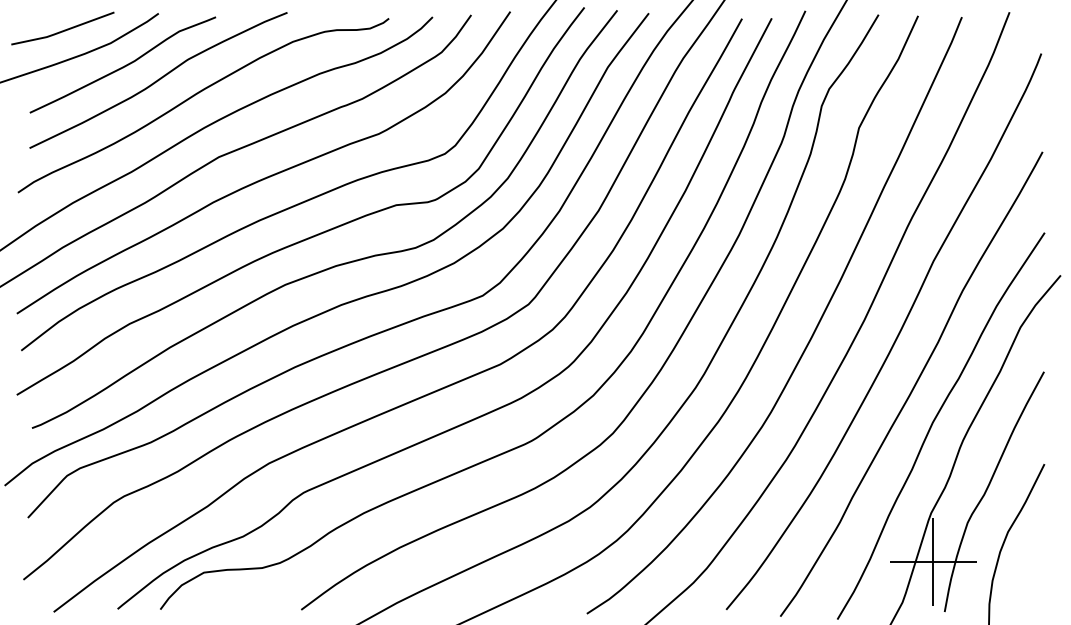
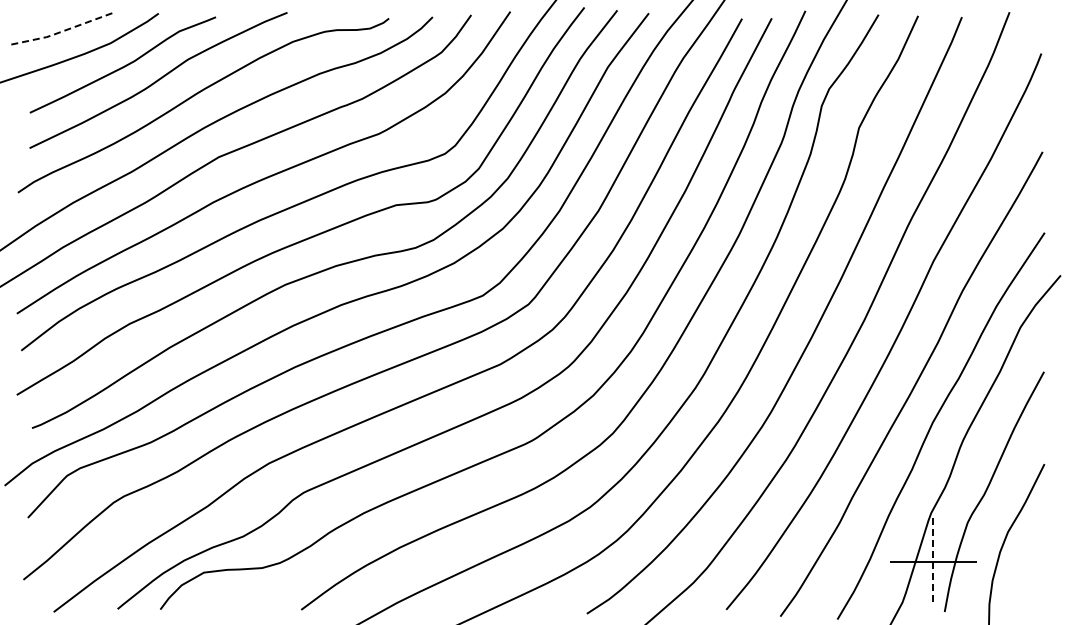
line: solid -> dashed (62, 31)
line: solid -> dashed (933, 561)
